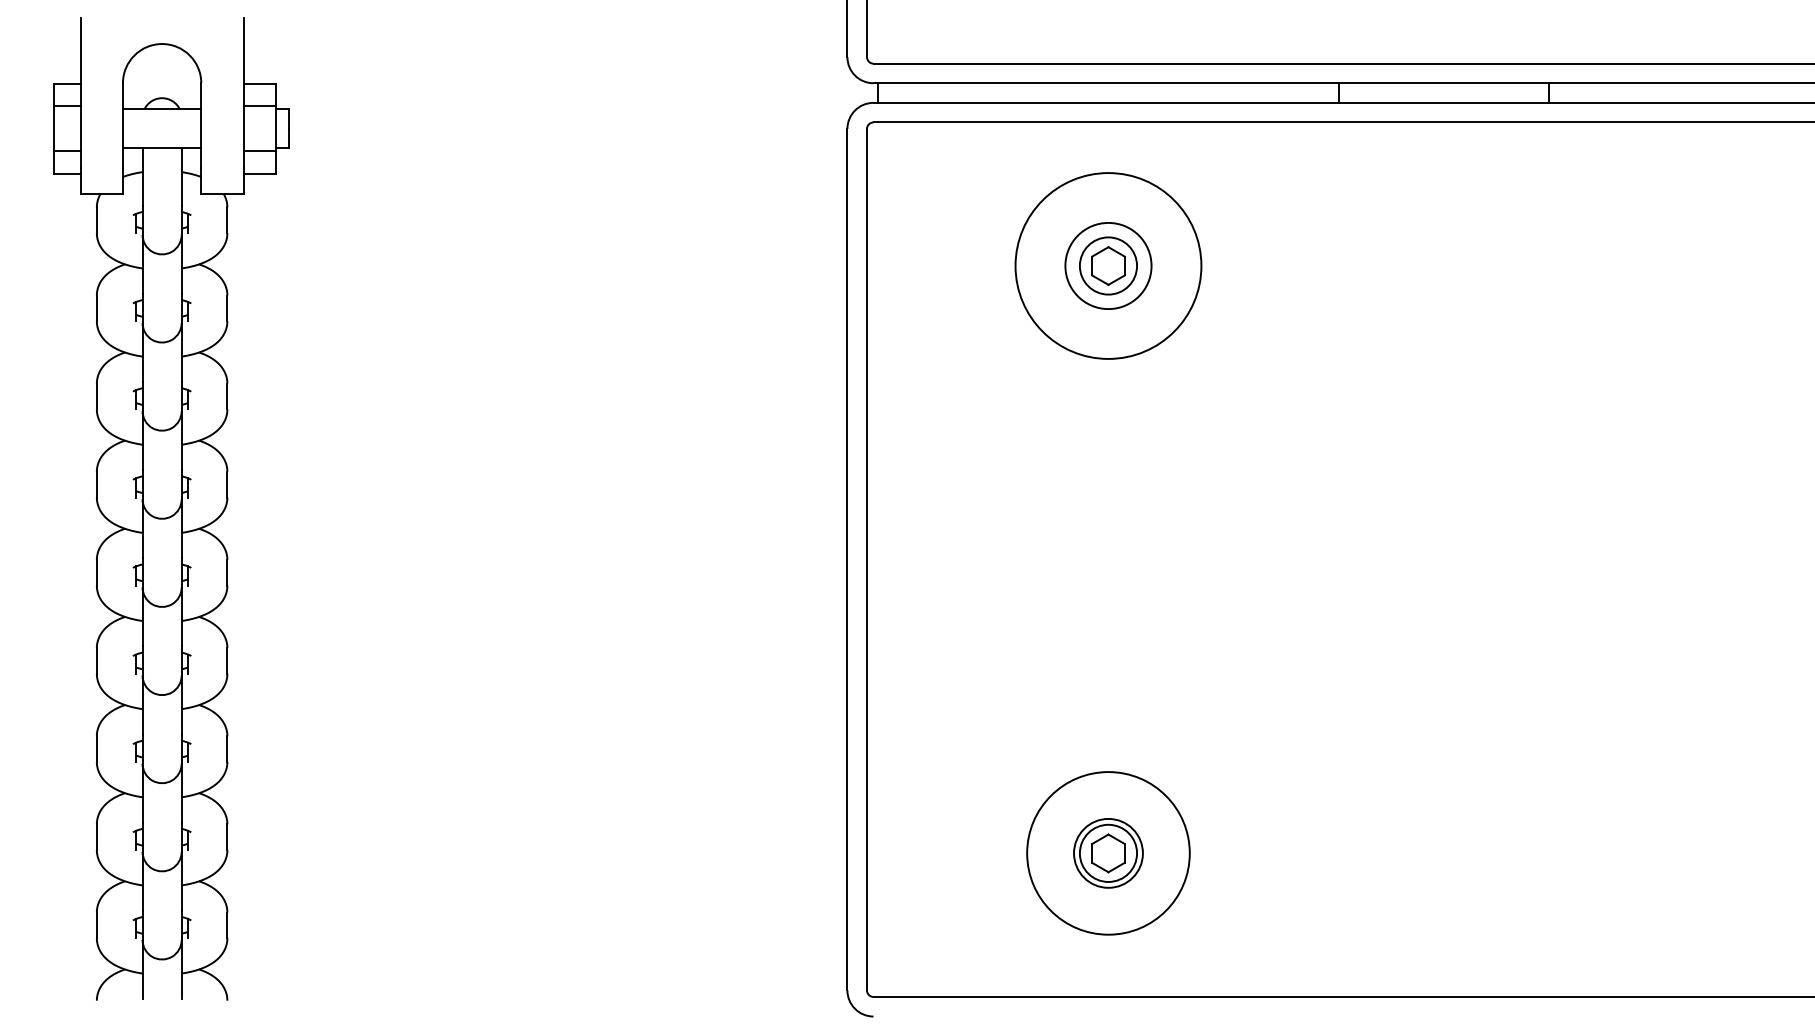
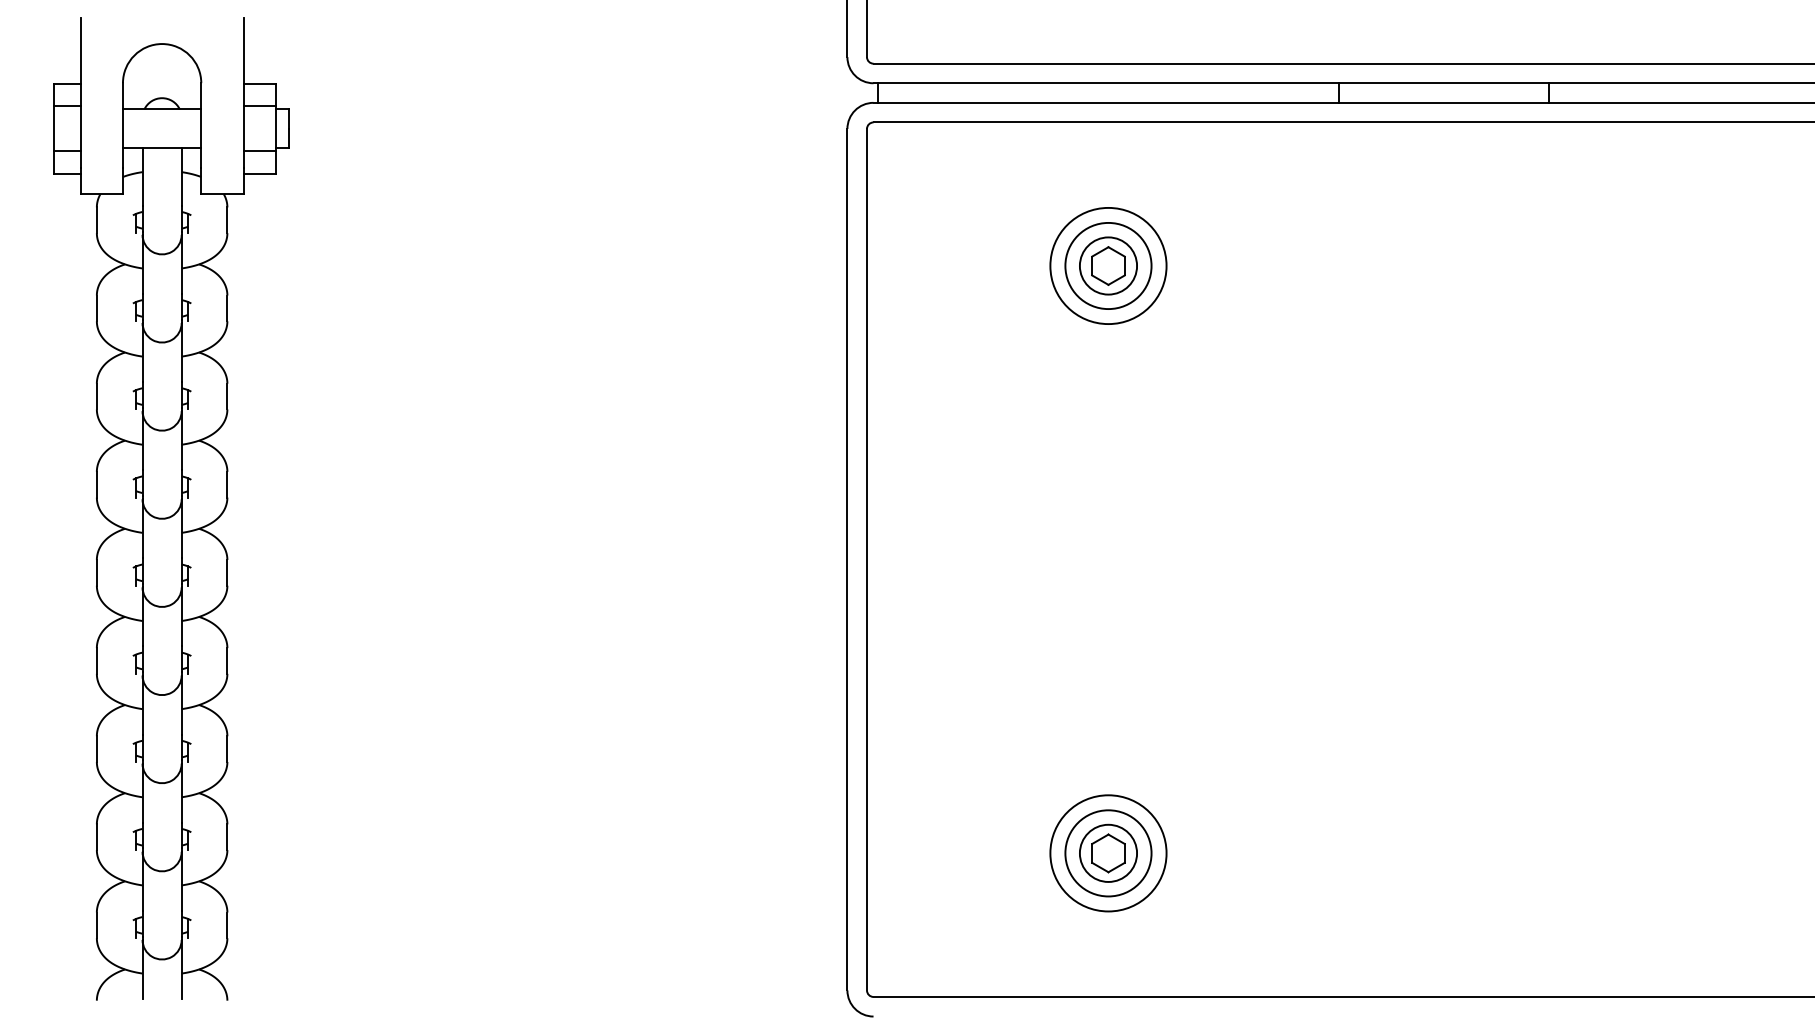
circle diameter: 186 px -> 116 px (1108, 265)
circle diameter: 69 px -> 86 px (1108, 853)
circle diameter: 163 px -> 116 px (1108, 853)
